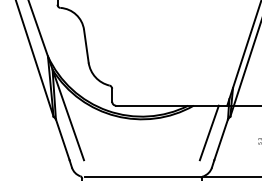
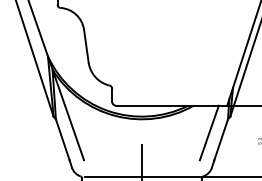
line: none -> present (141, 160)
